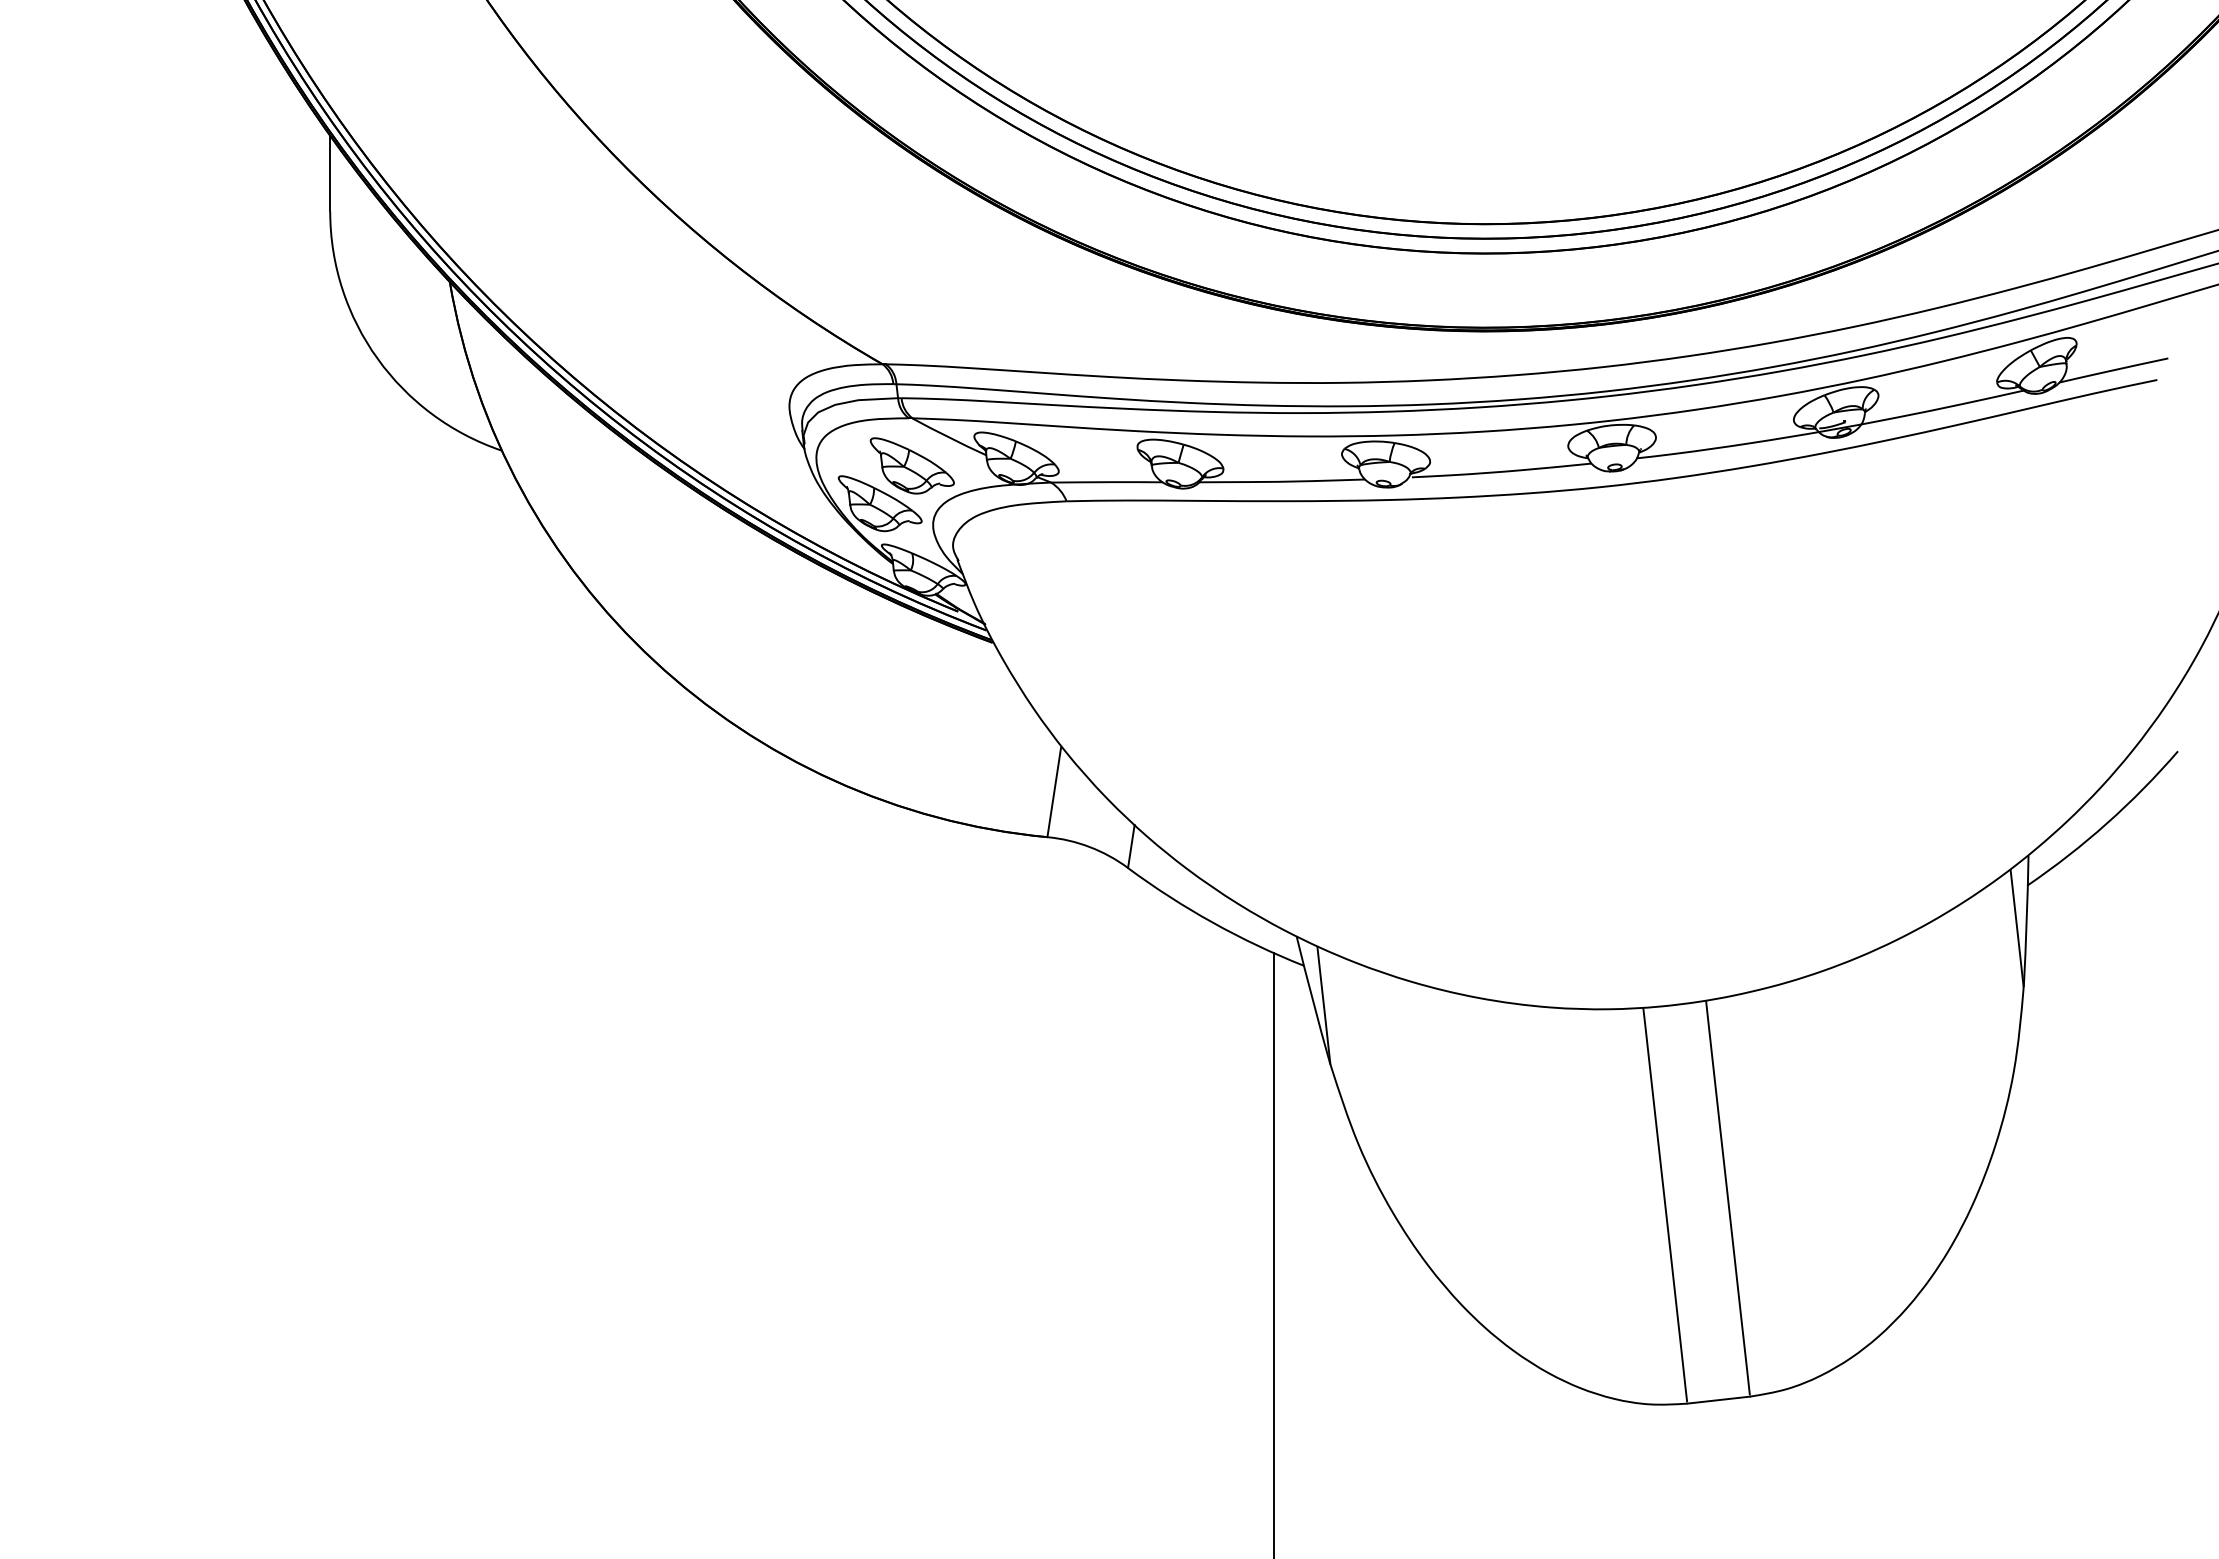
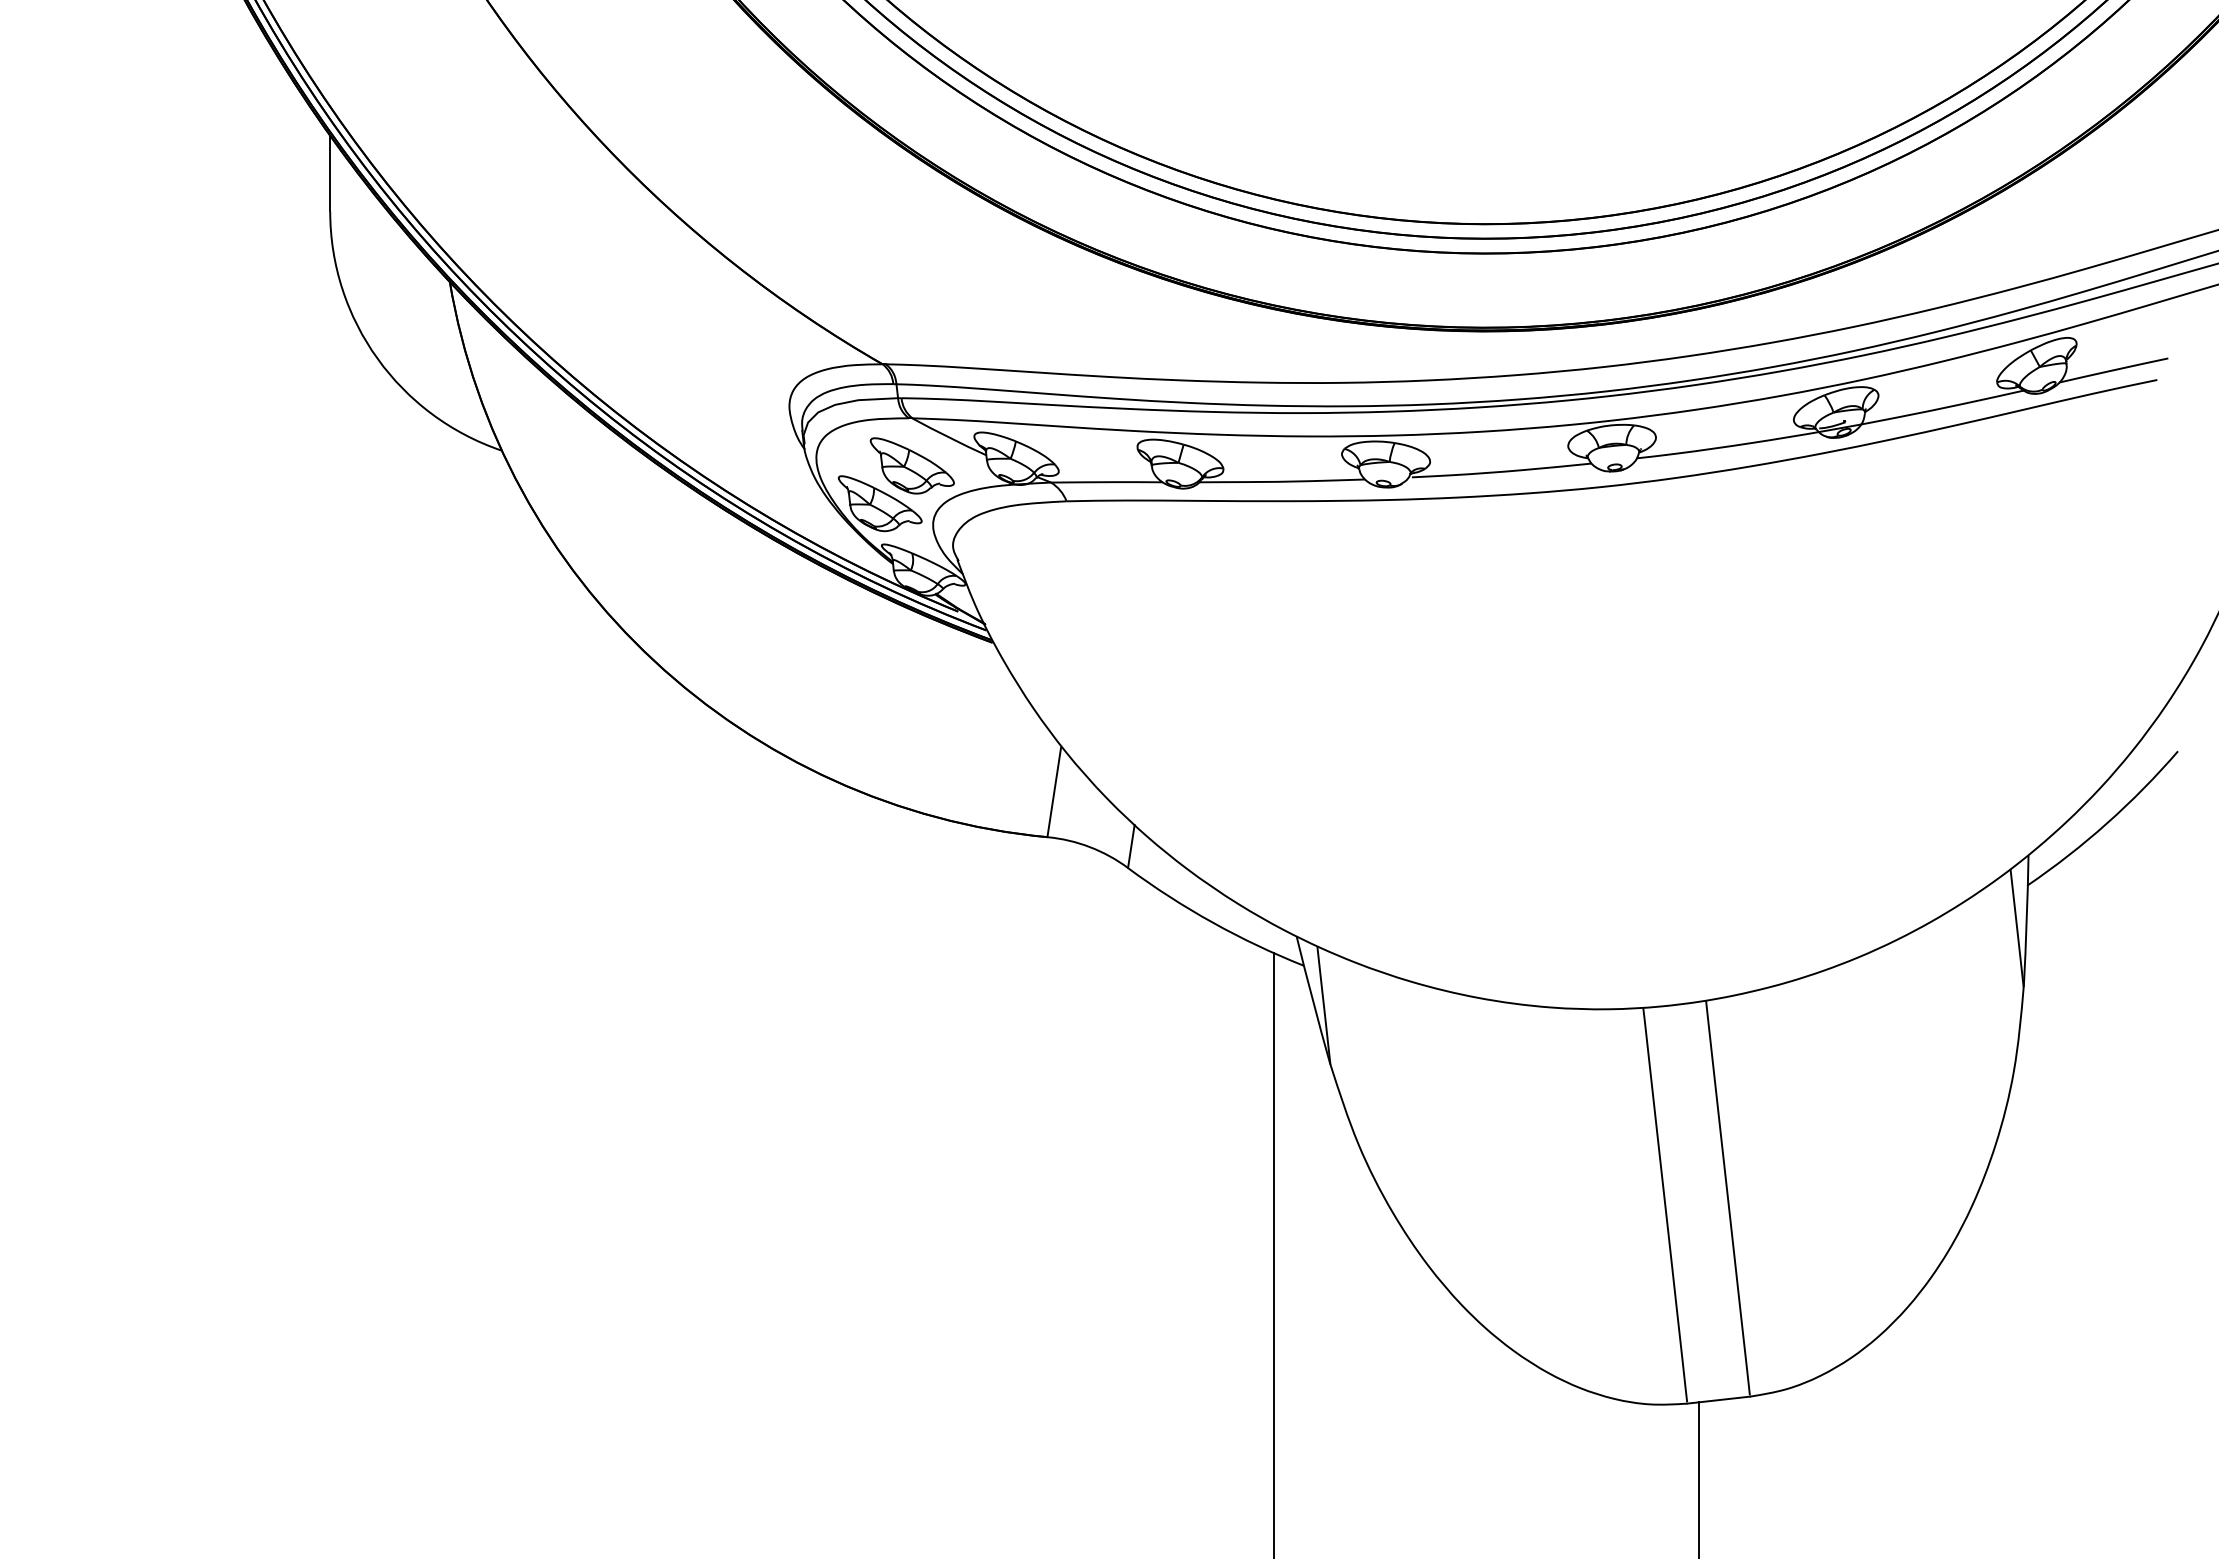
line: none -> present (1699, 1478)
